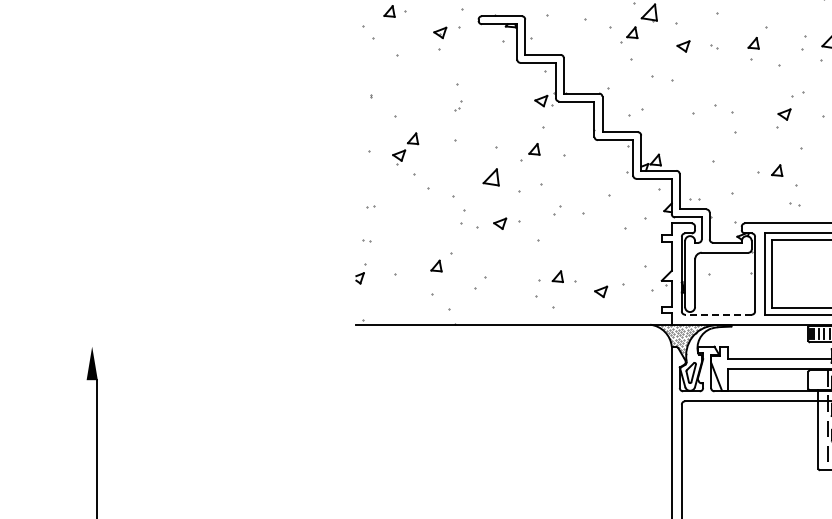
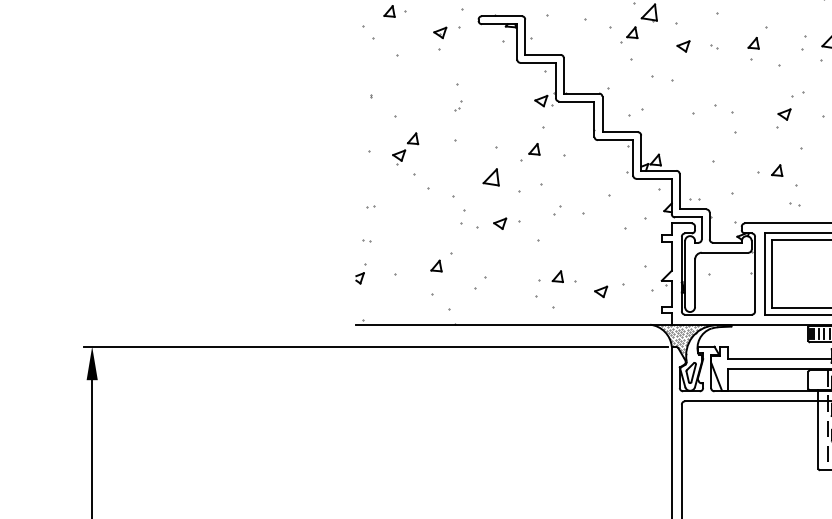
line: dashed -> solid (717, 314)
line: none -> present (375, 346)
line position: (97, 447) -> (92, 447) (92, 447)
